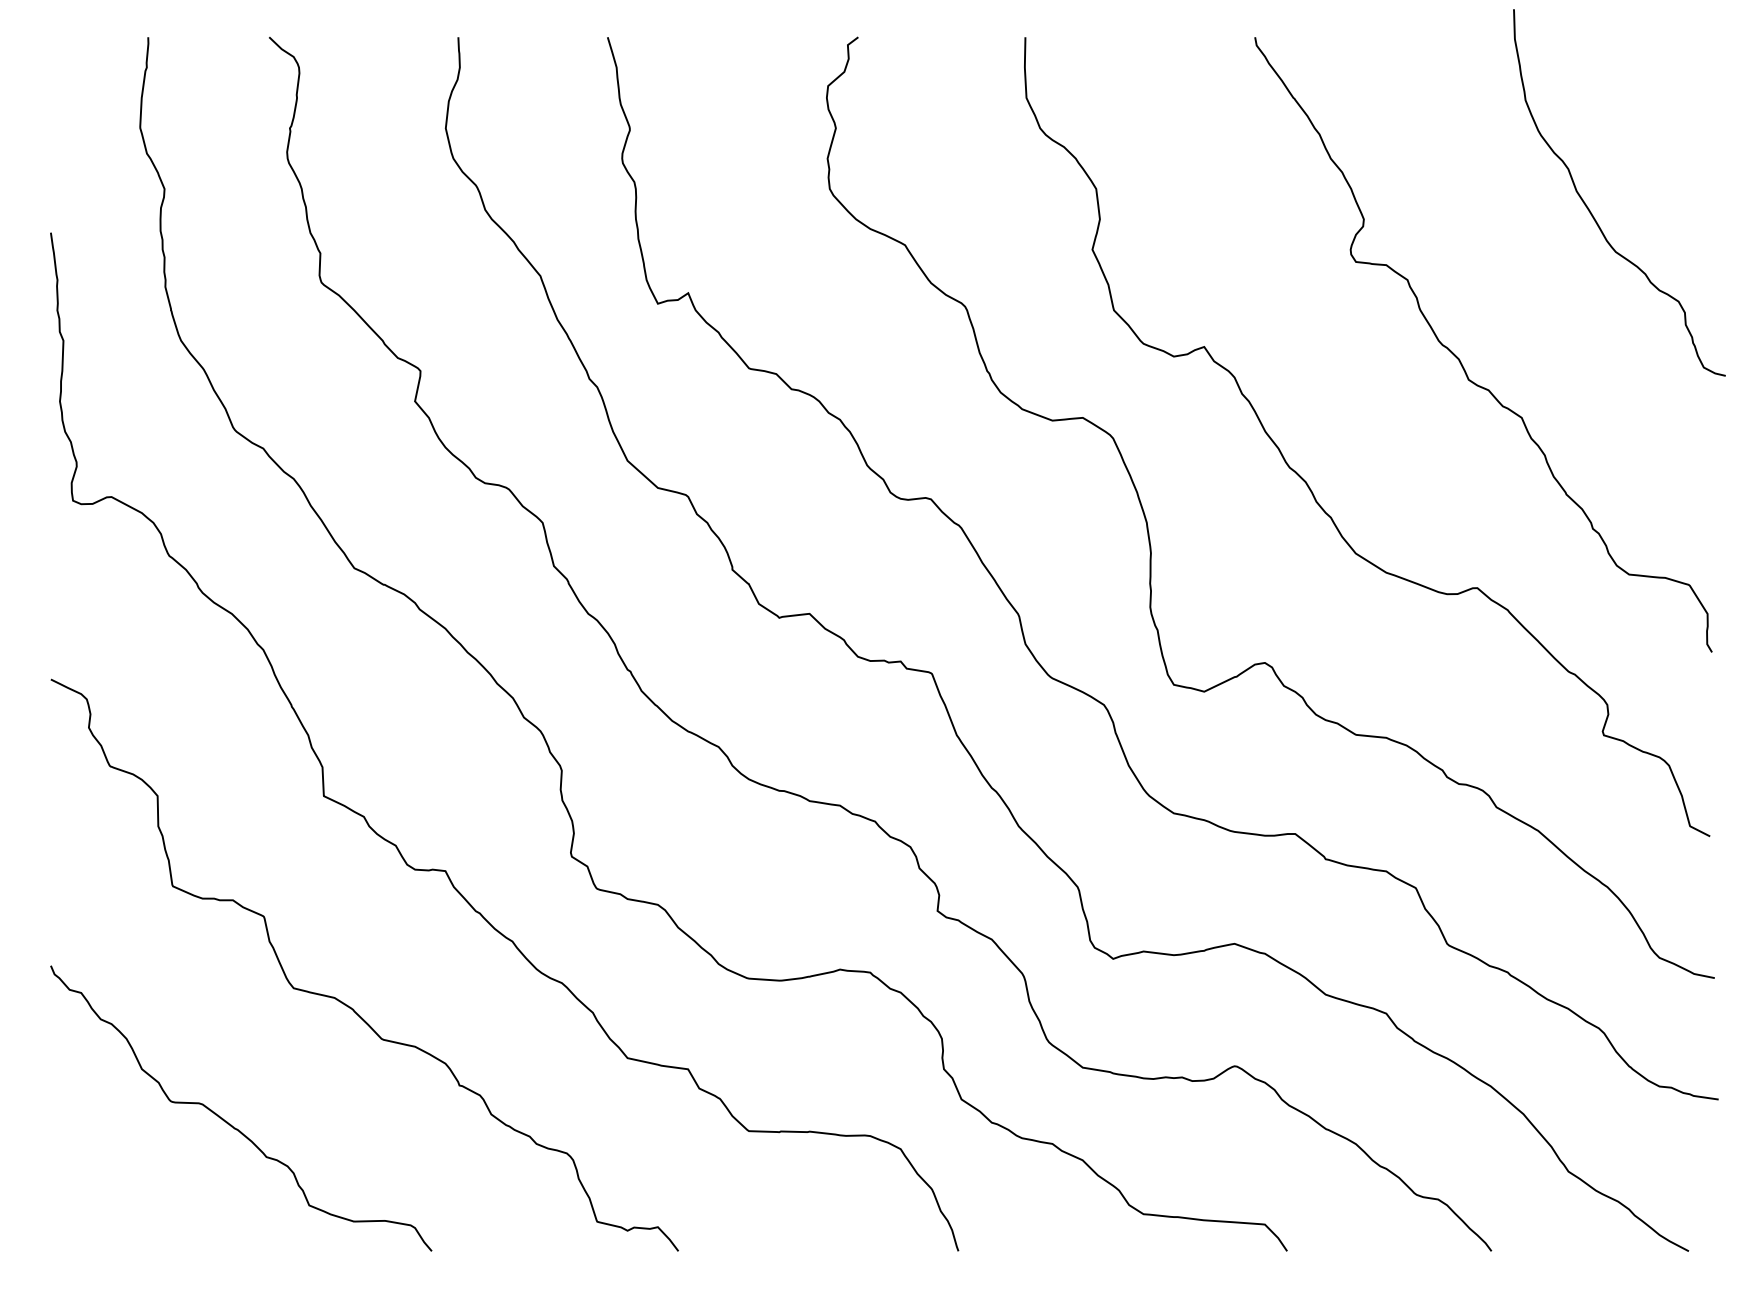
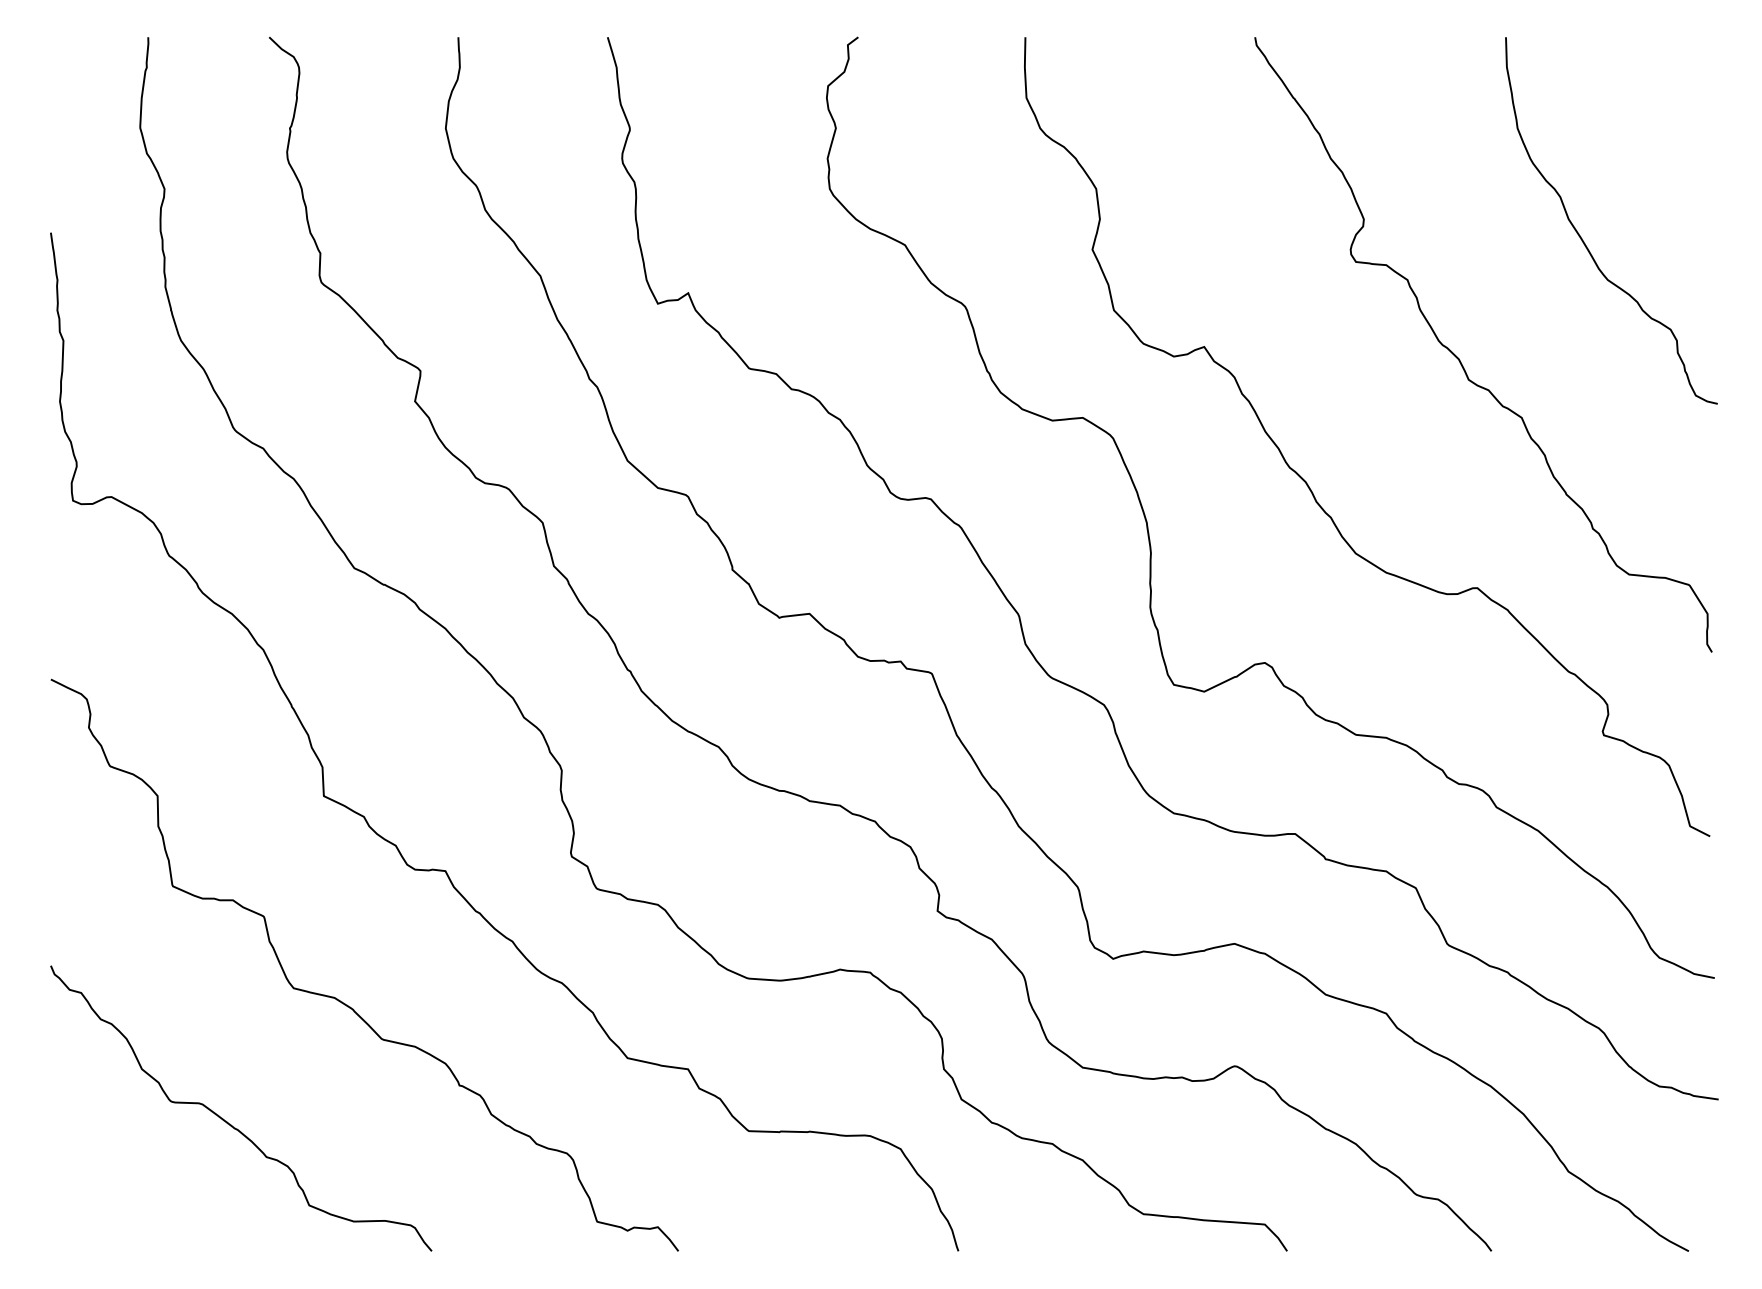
curve position: (1589, 208) -> (1581, 236) (1581, 236)
